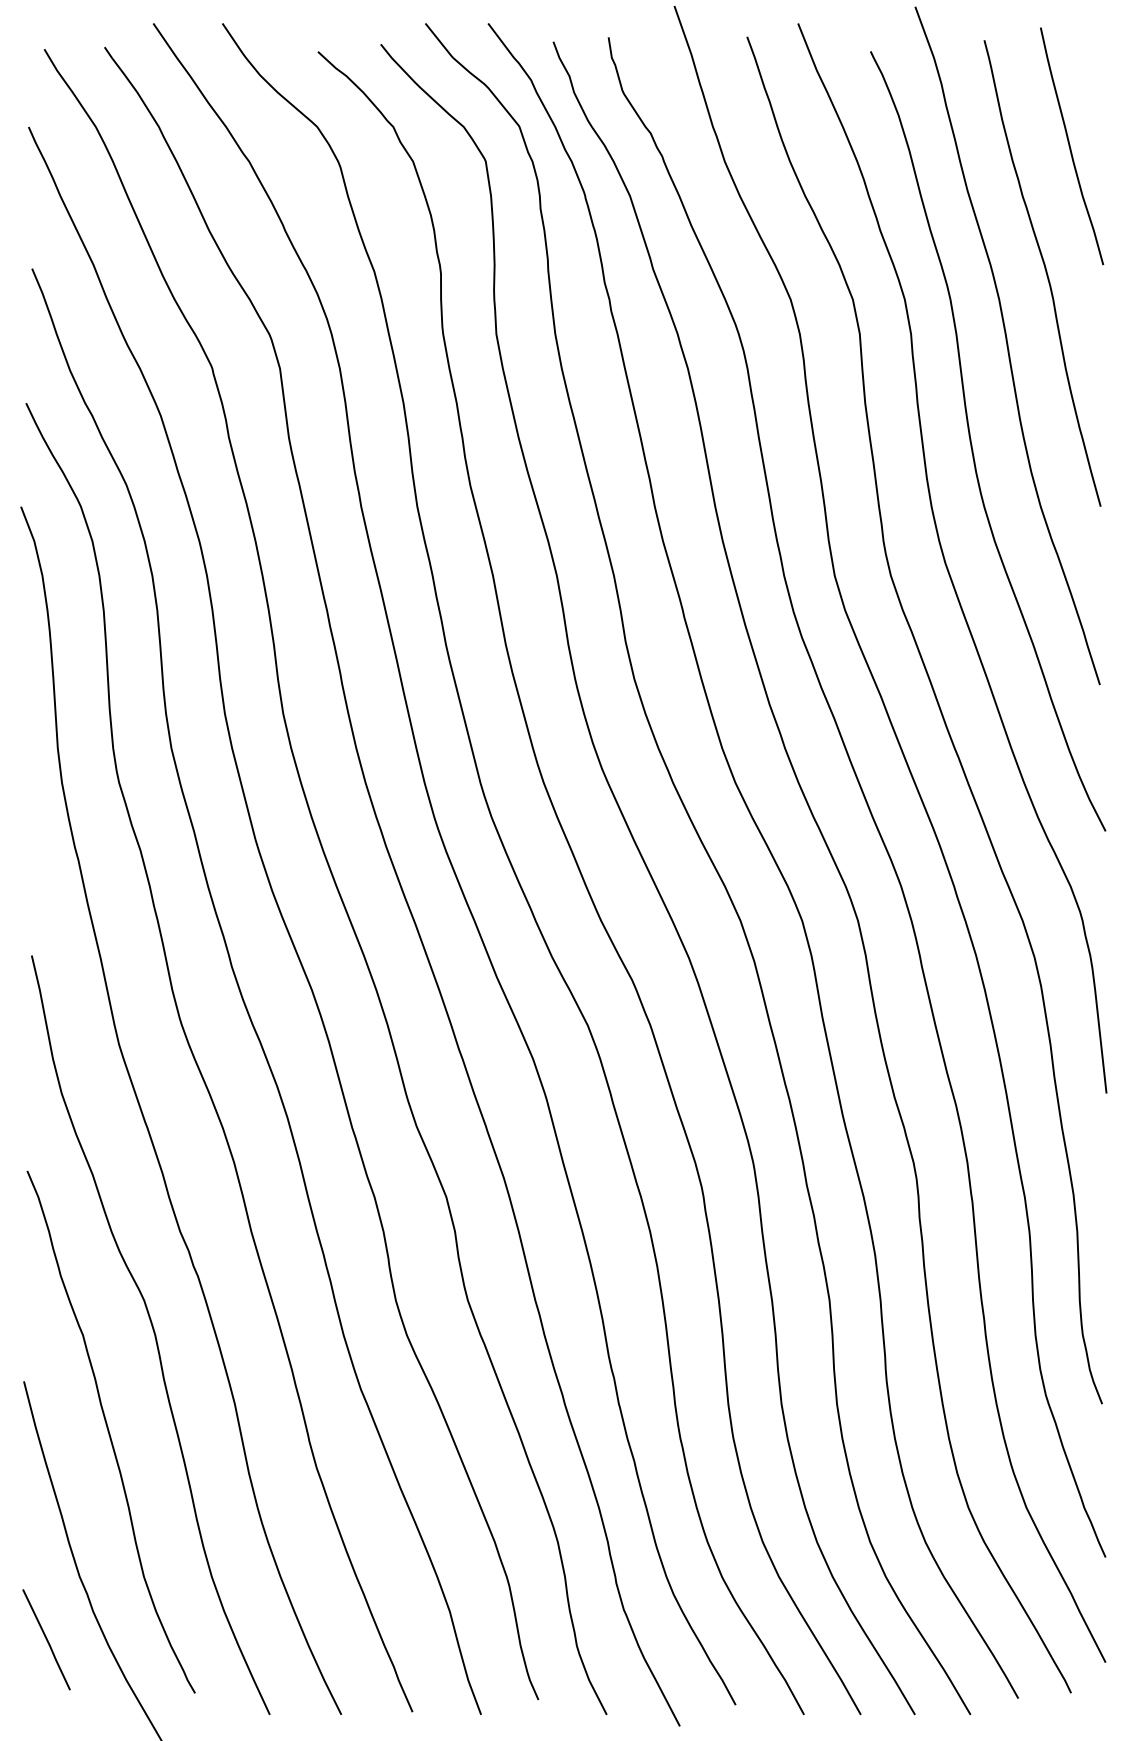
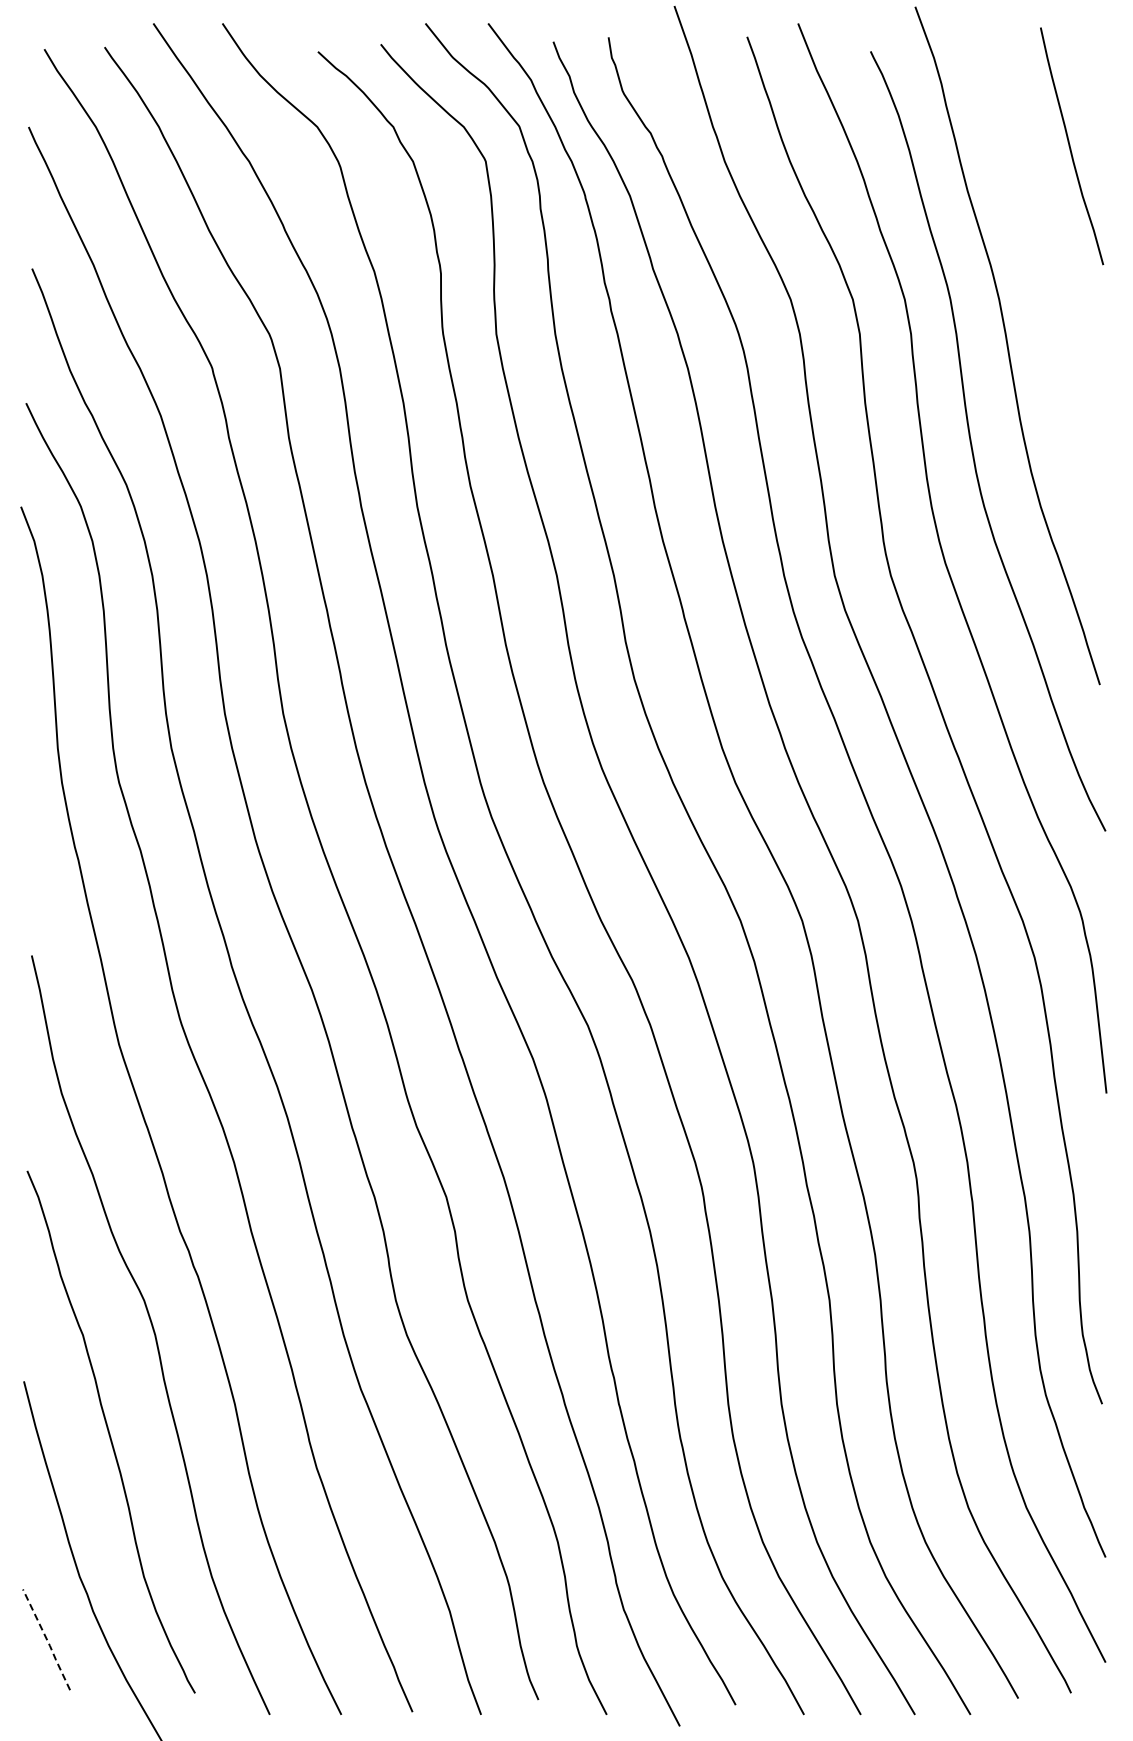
curve: present -> none (1045, 272)
line: solid -> dashed (47, 1640)
